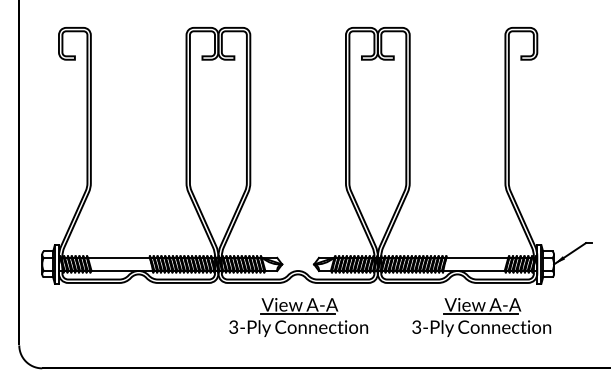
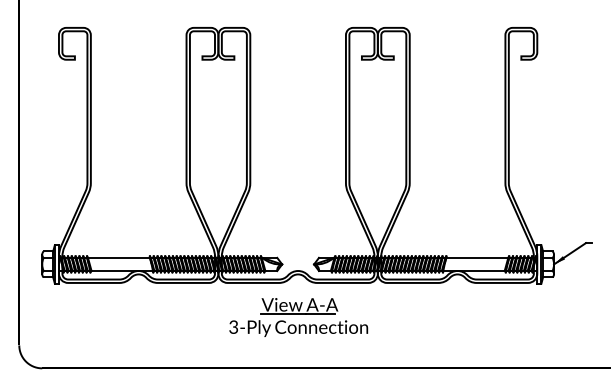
part: present -> none (481, 317)
